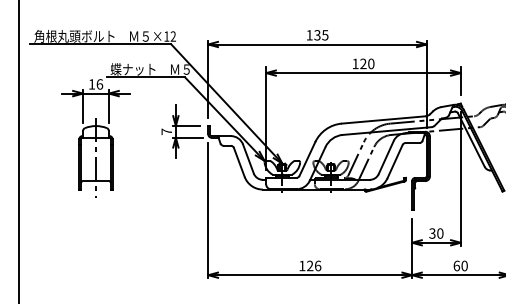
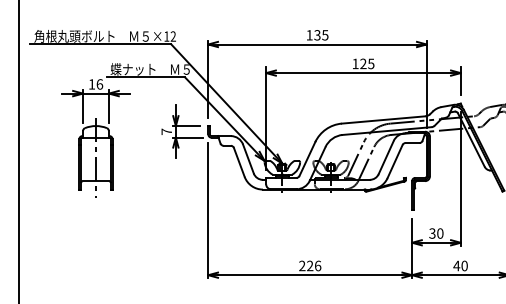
text: 120 -> 125 (371, 63)
text: 126 -> 226 (302, 265)
text: 60 -> 40 (456, 265)
